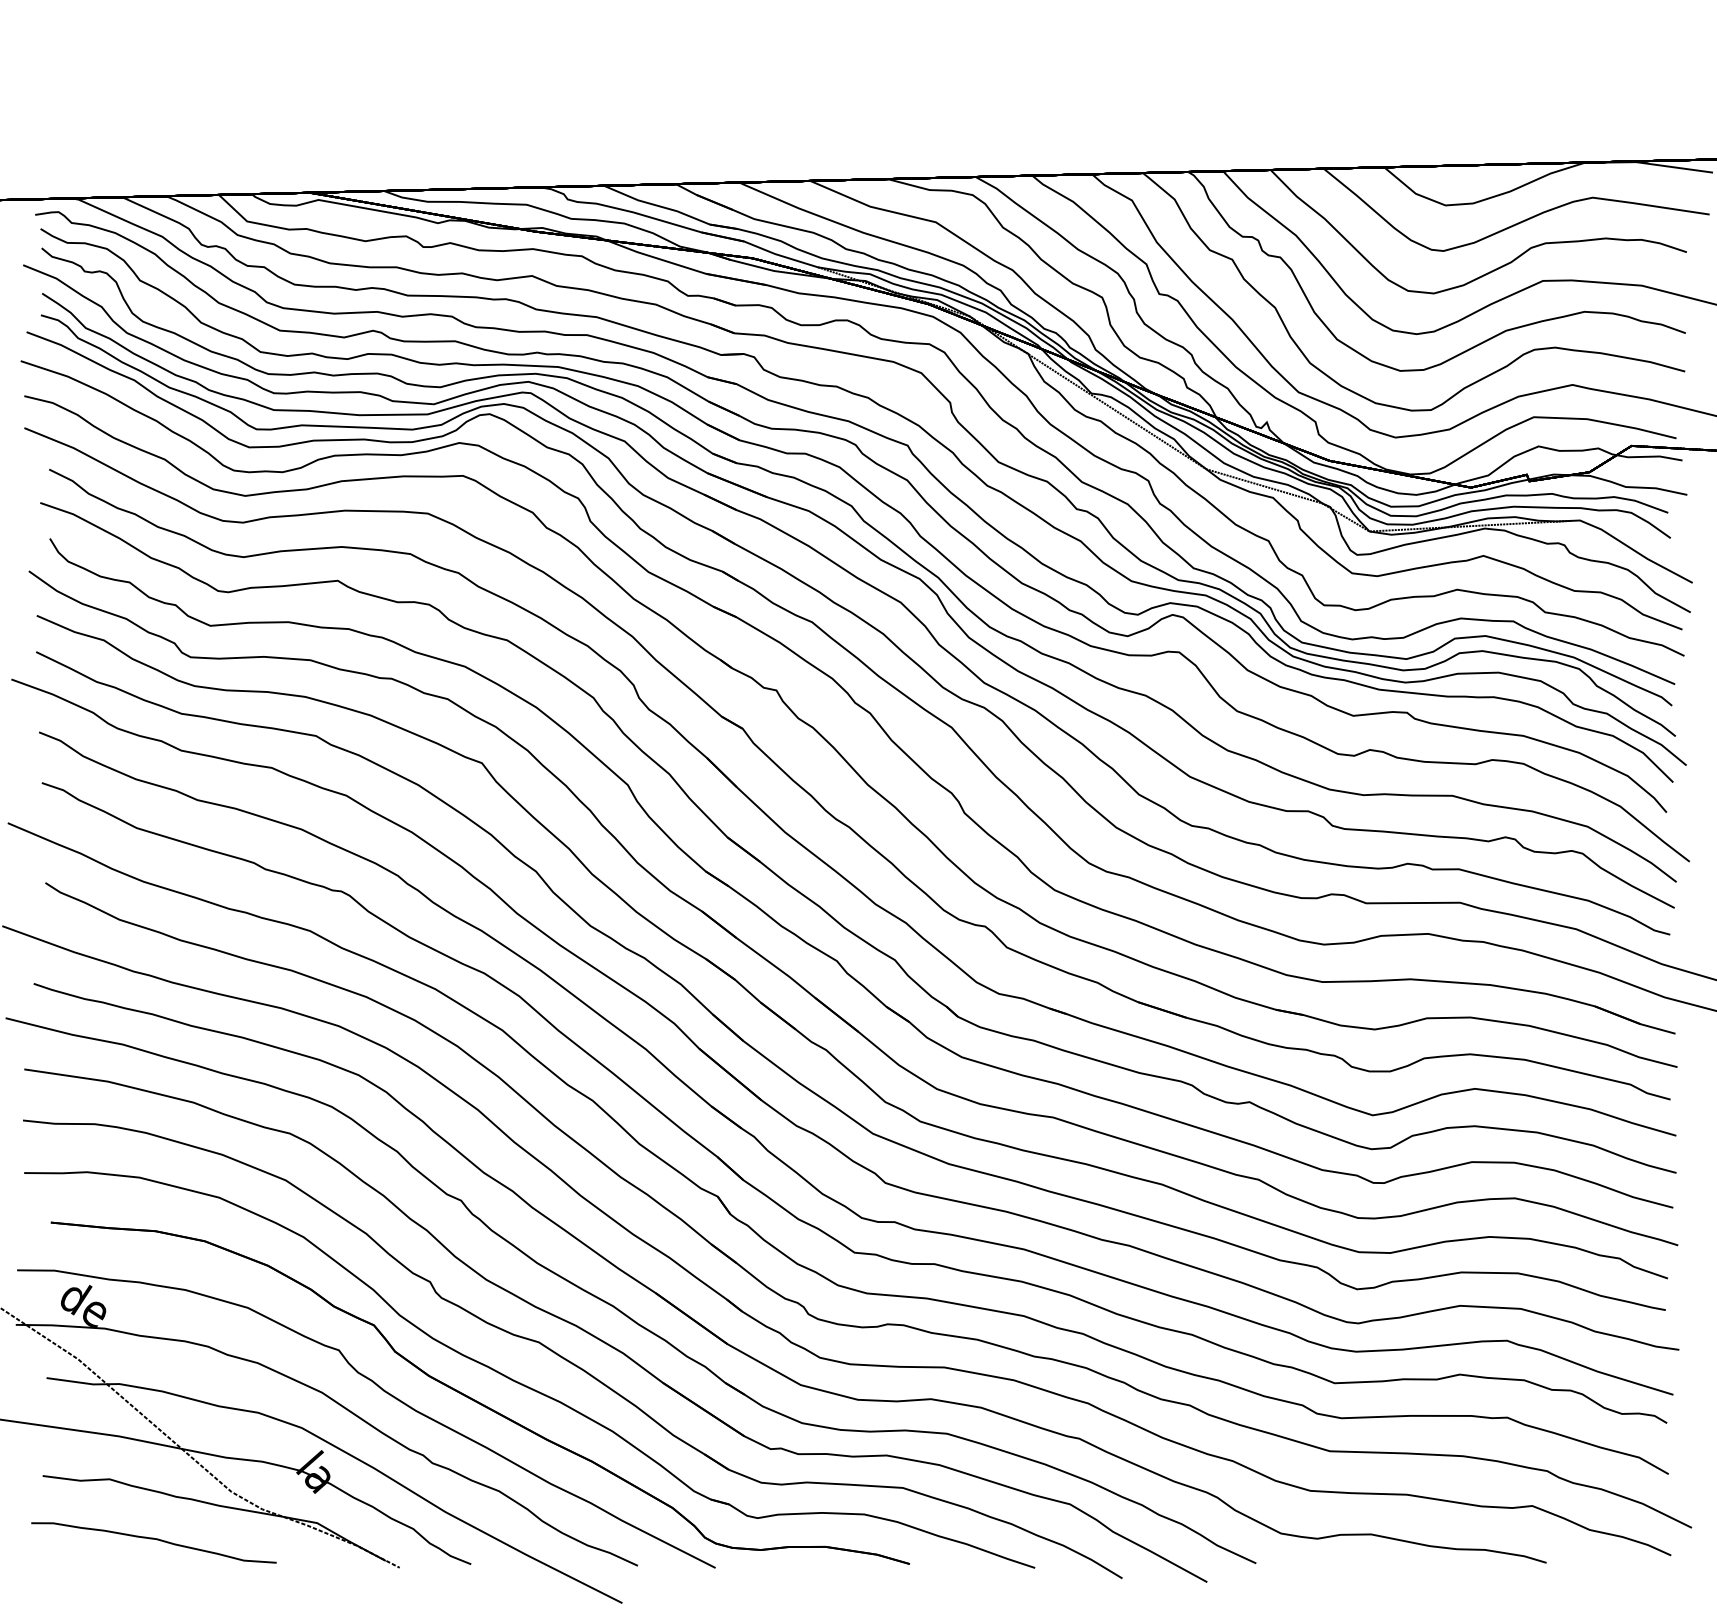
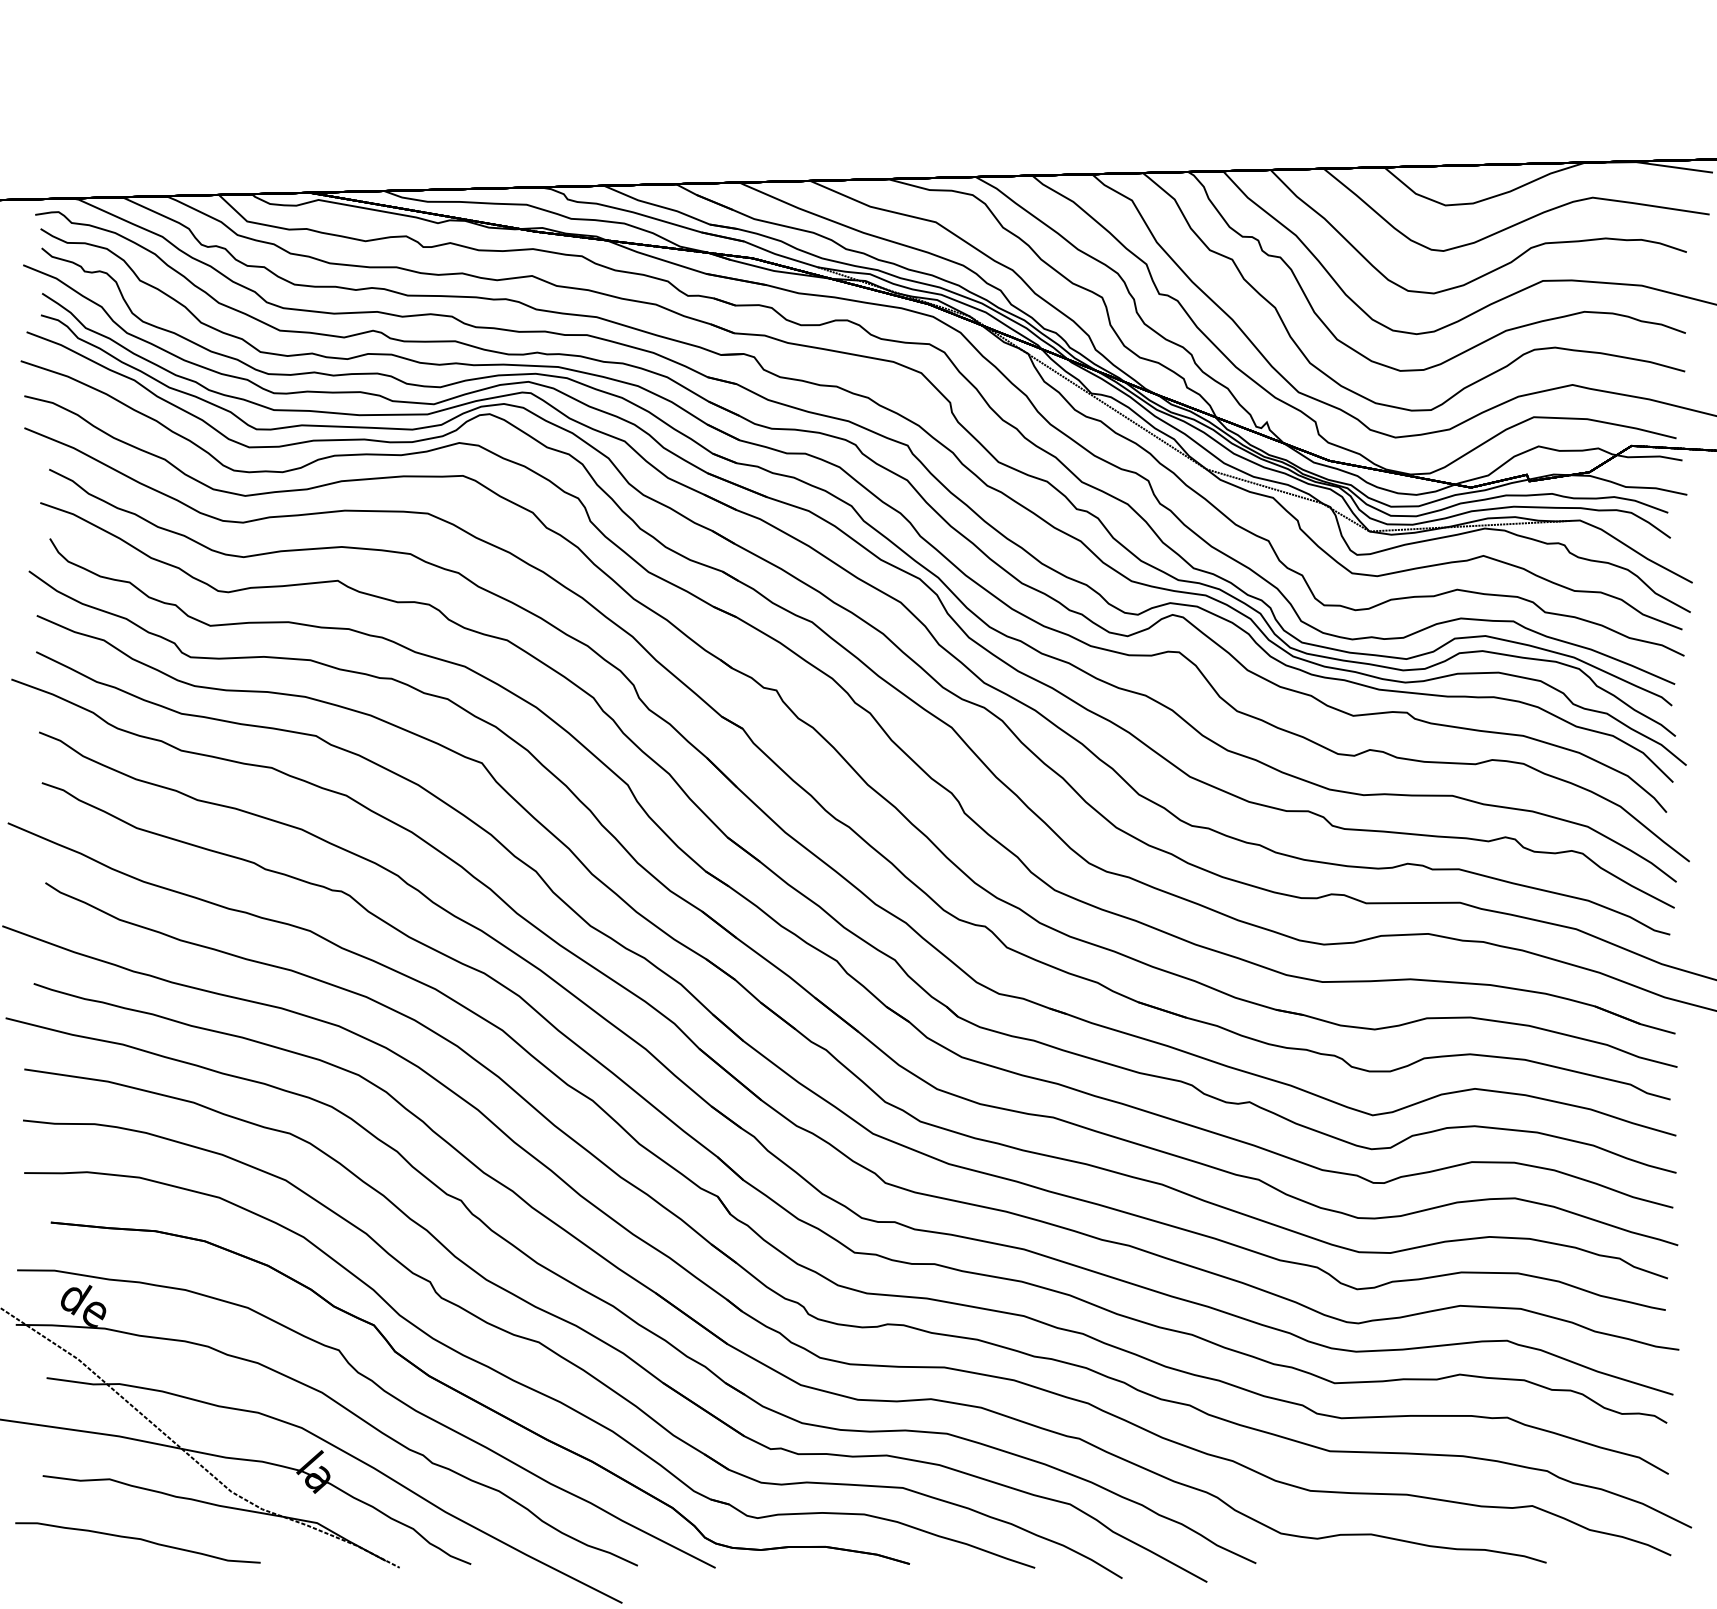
curve position: (153, 1539) -> (137, 1539) (137, 1539)
